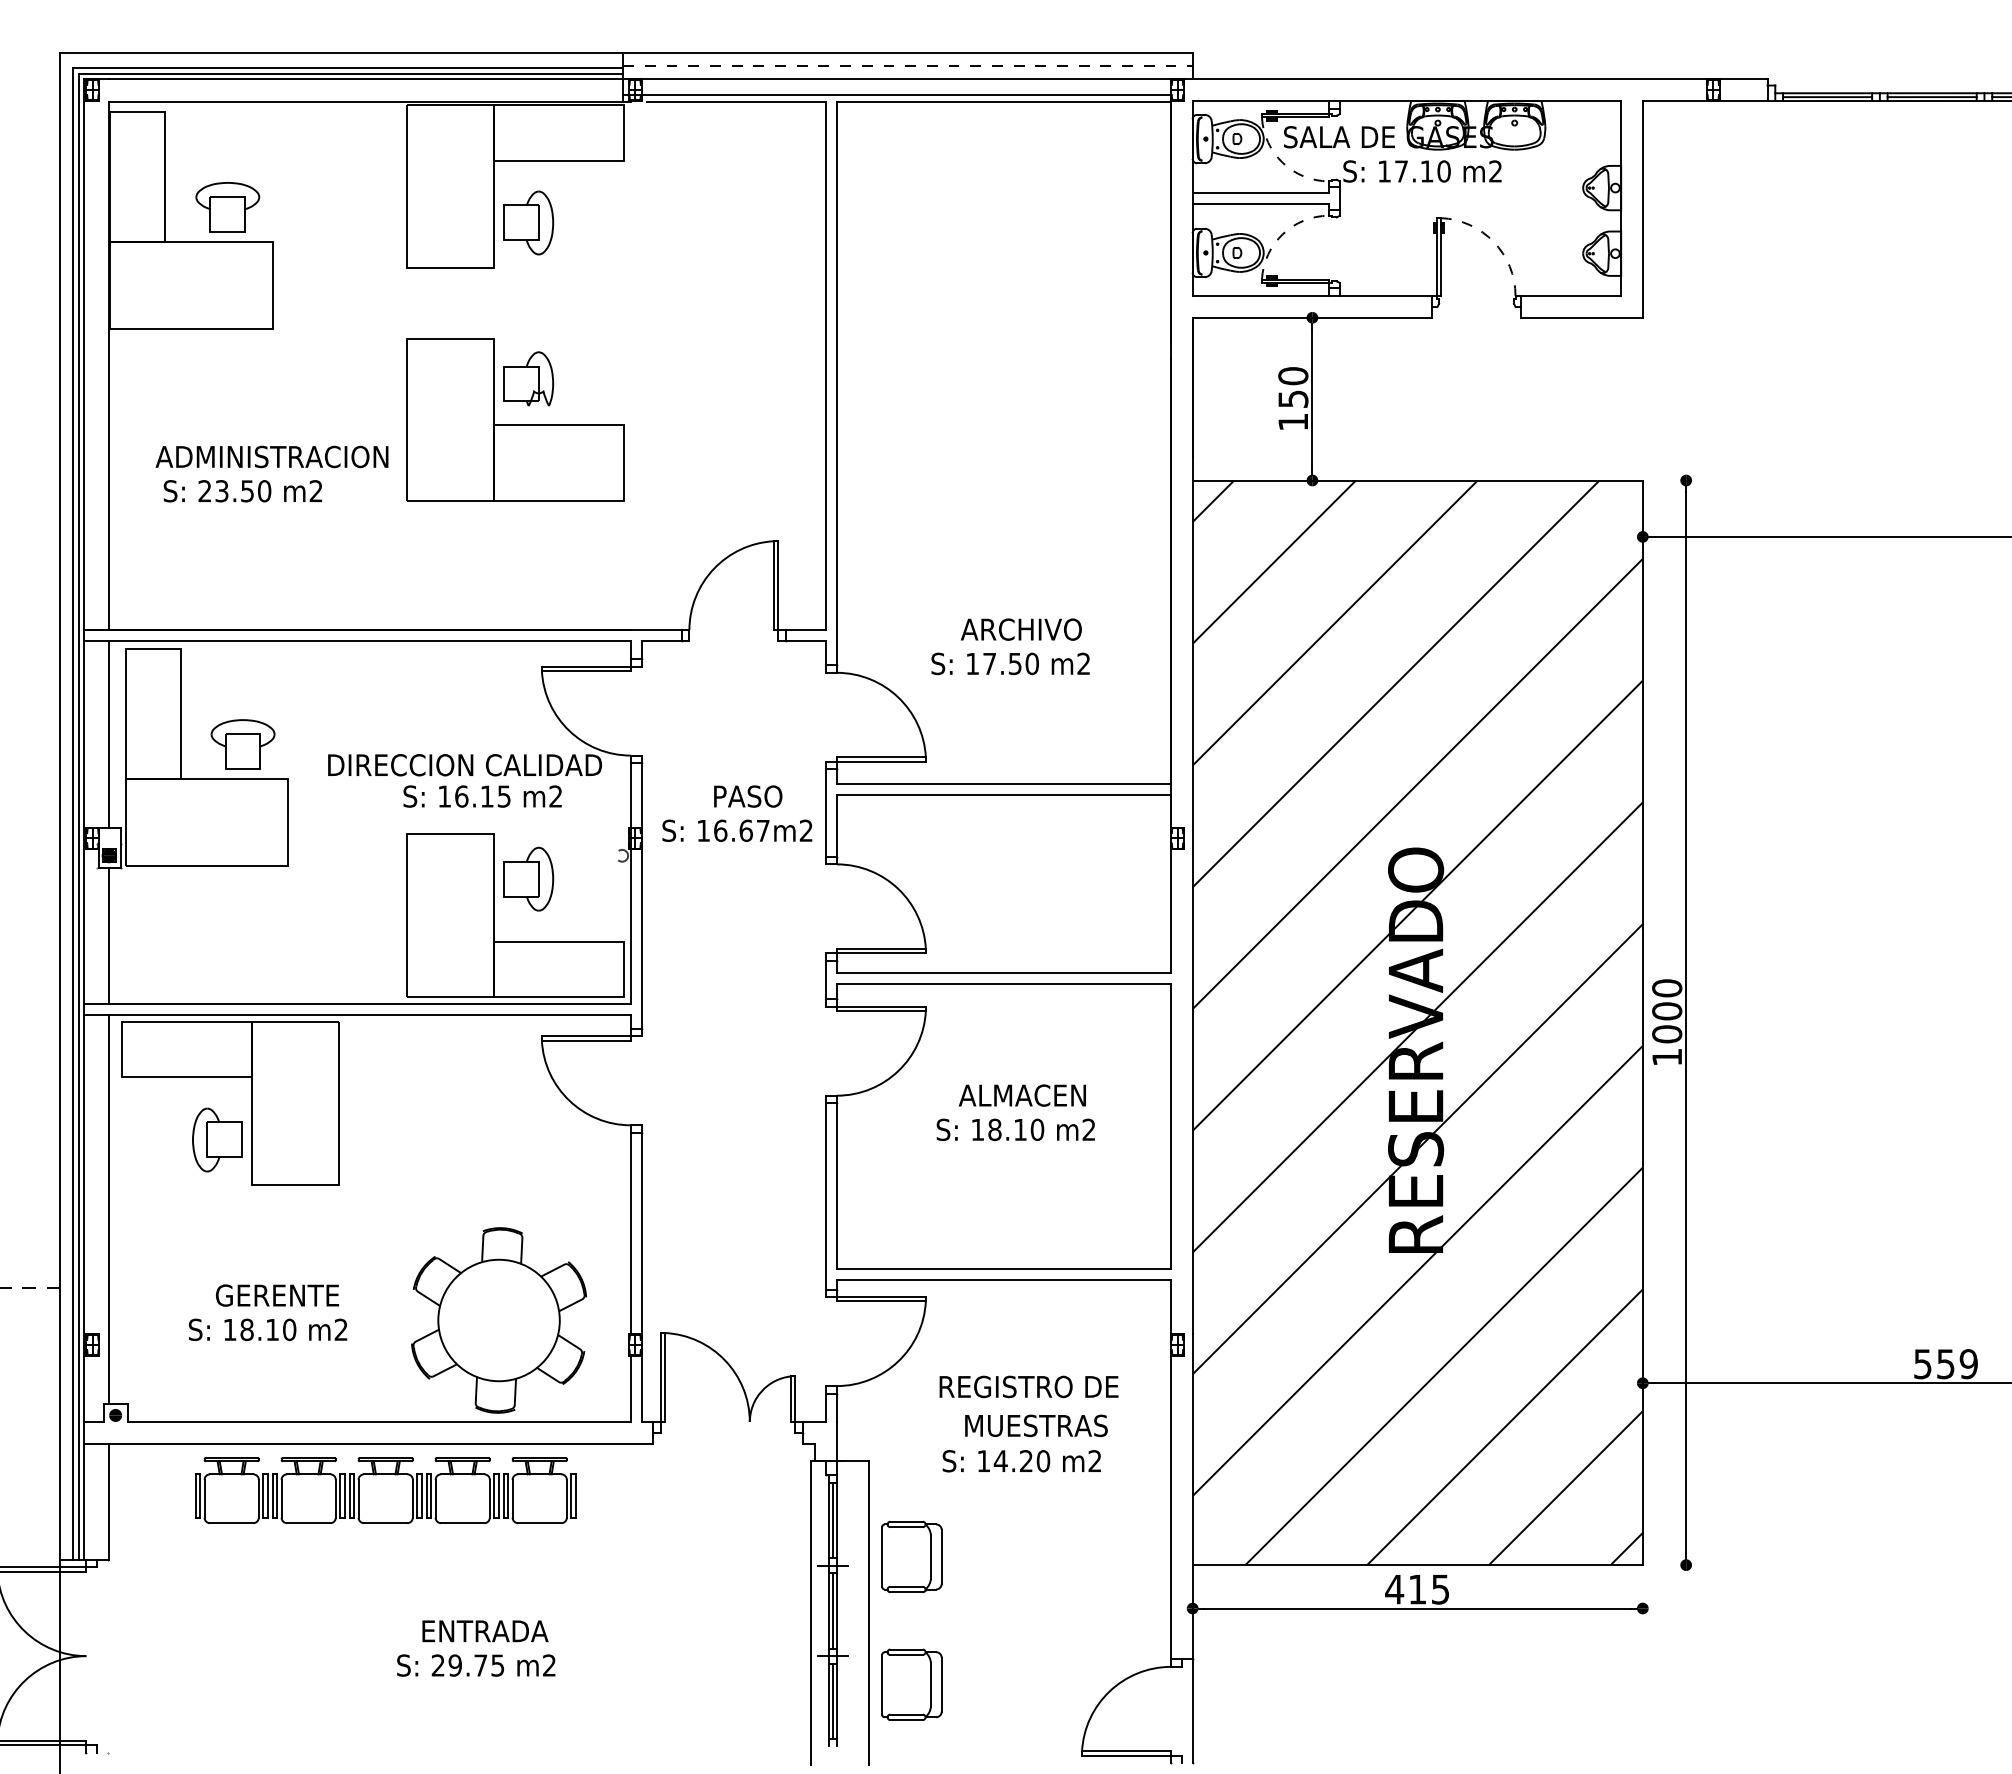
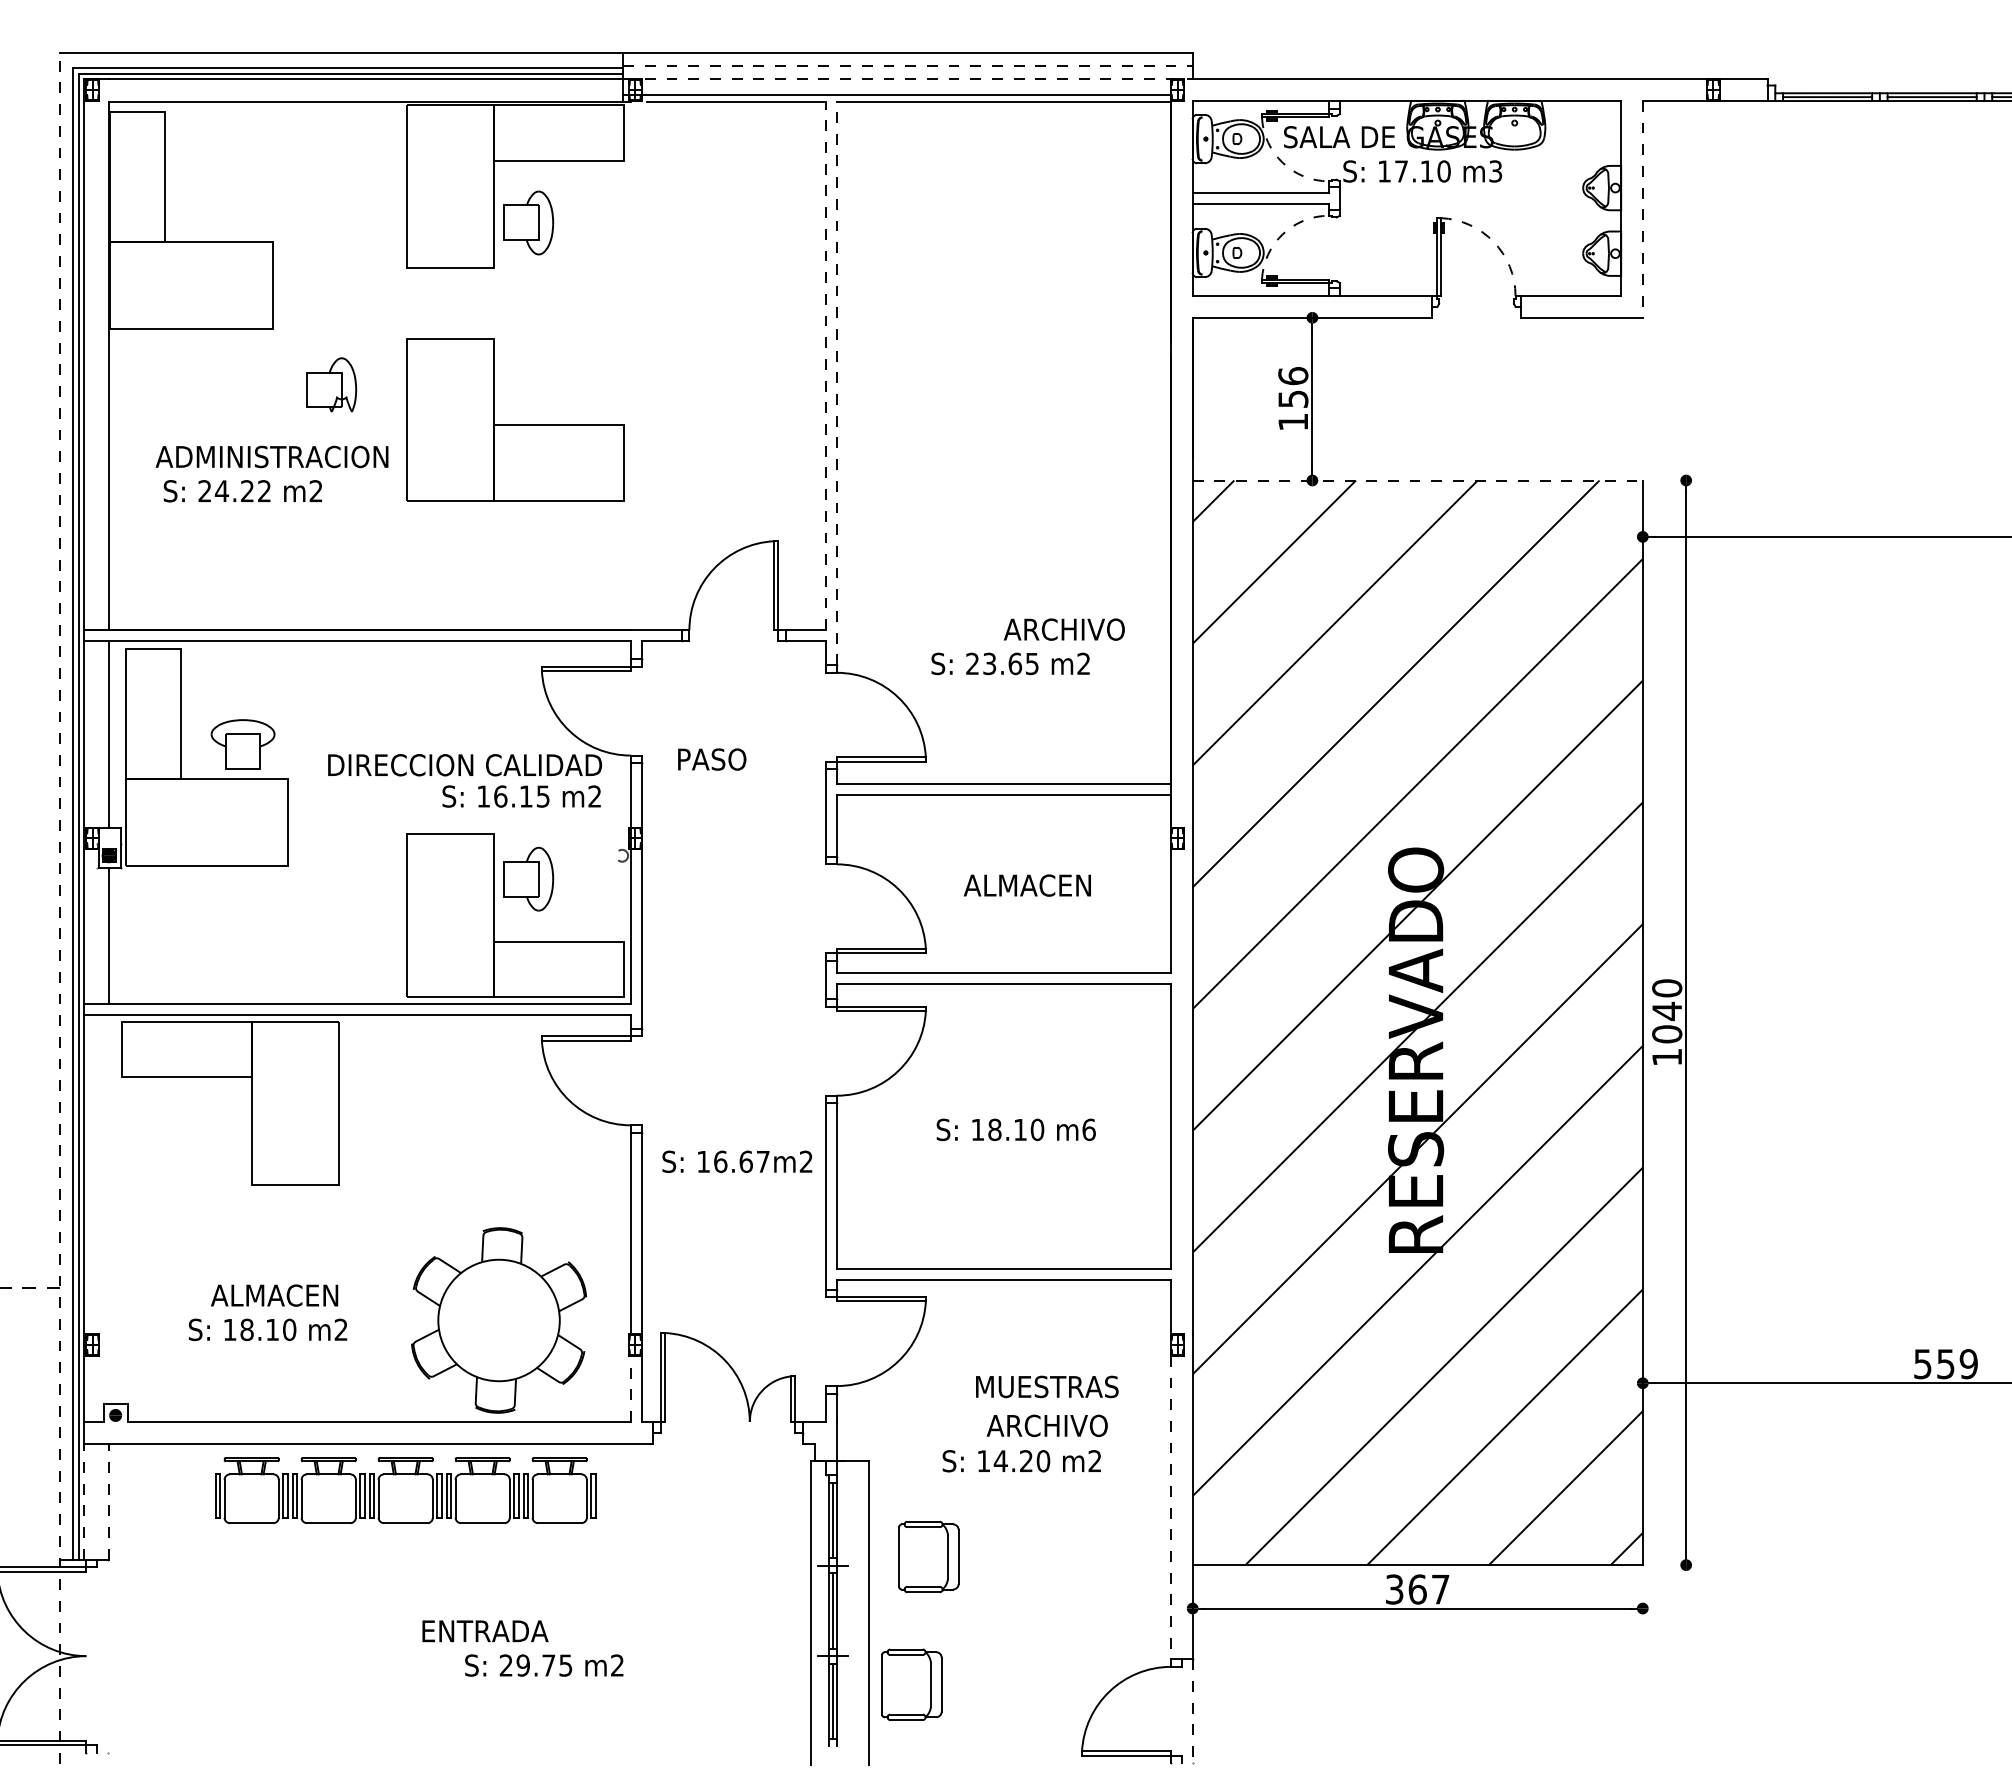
line: solid -> dashed (907, 79)
text: m2 -> m3 (1495, 171)
part: present -> none (227, 207)
line: solid -> dashed (1642, 209)
line: solid -> dashed (826, 365)
text: 150 -> 156 (1293, 376)
part position: (528, 378) -> (331, 384) (331, 384)
line: solid -> dashed (836, 383)
line: solid -> dashed (1418, 480)
text: 23.50 -> 24.22 (242, 491)
text position: (1020, 629) -> (1063, 629) (1063, 629)
text: 17.50 -> 23.65 (1002, 663)
text position: (482, 796) -> (521, 796) (521, 796)
text position: (748, 796) -> (712, 759) (712, 759)
text position: (737, 830) -> (737, 1161) (737, 1161)
line: solid -> dashed (60, 913)
text: 1000 -> 1040 (1667, 1010)
text position: (1021, 1095) -> (1026, 885) (1026, 885)
text: m2 -> m6 (1088, 1129)
part: present -> none (217, 1139)
line: present -> none (109, 1209)
text: GERENTE -> ALMACEN (275, 1295)
text: REGISTRO DE -> MUESTRAS (1028, 1386)
line: solid -> dashed (630, 1388)
text: MUESTRAS -> ARCHIVO (1036, 1425)
part position: (385, 1490) -> (405, 1490) (405, 1490)
line: solid -> dashed (84, 1501)
line: solid -> dashed (109, 1501)
line: solid -> dashed (1170, 1507)
part position: (911, 1556) -> (928, 1556) (928, 1556)
text: 415 -> 367 (1417, 1589)
text position: (476, 1665) -> (544, 1665) (544, 1665)
line: solid -> dashed (1192, 1711)
